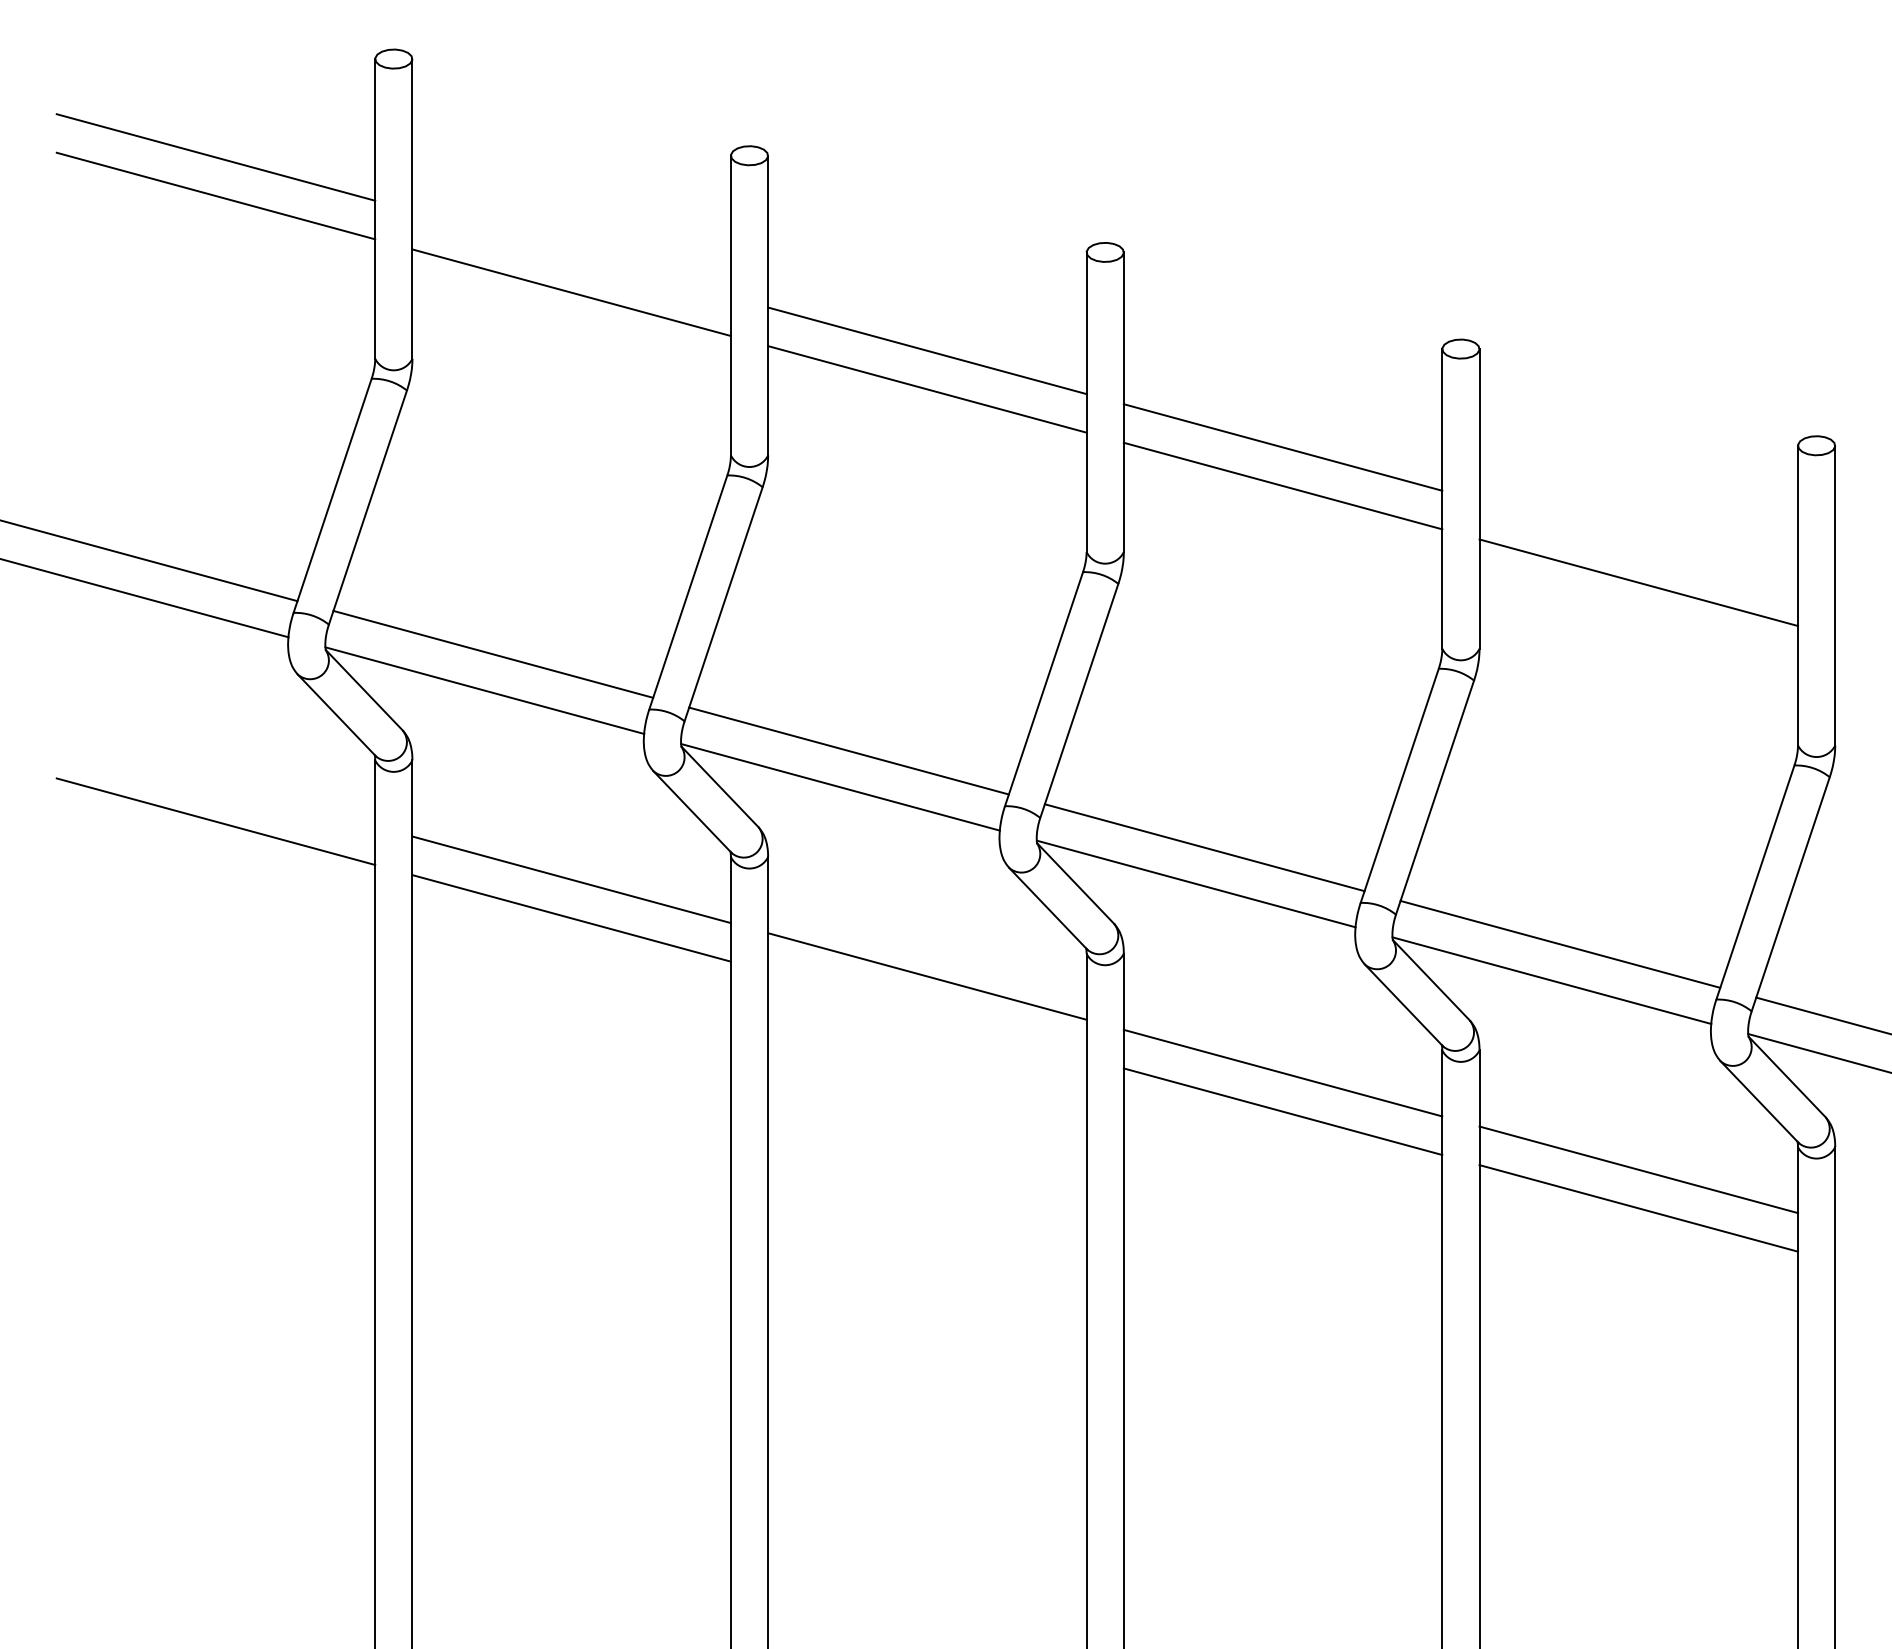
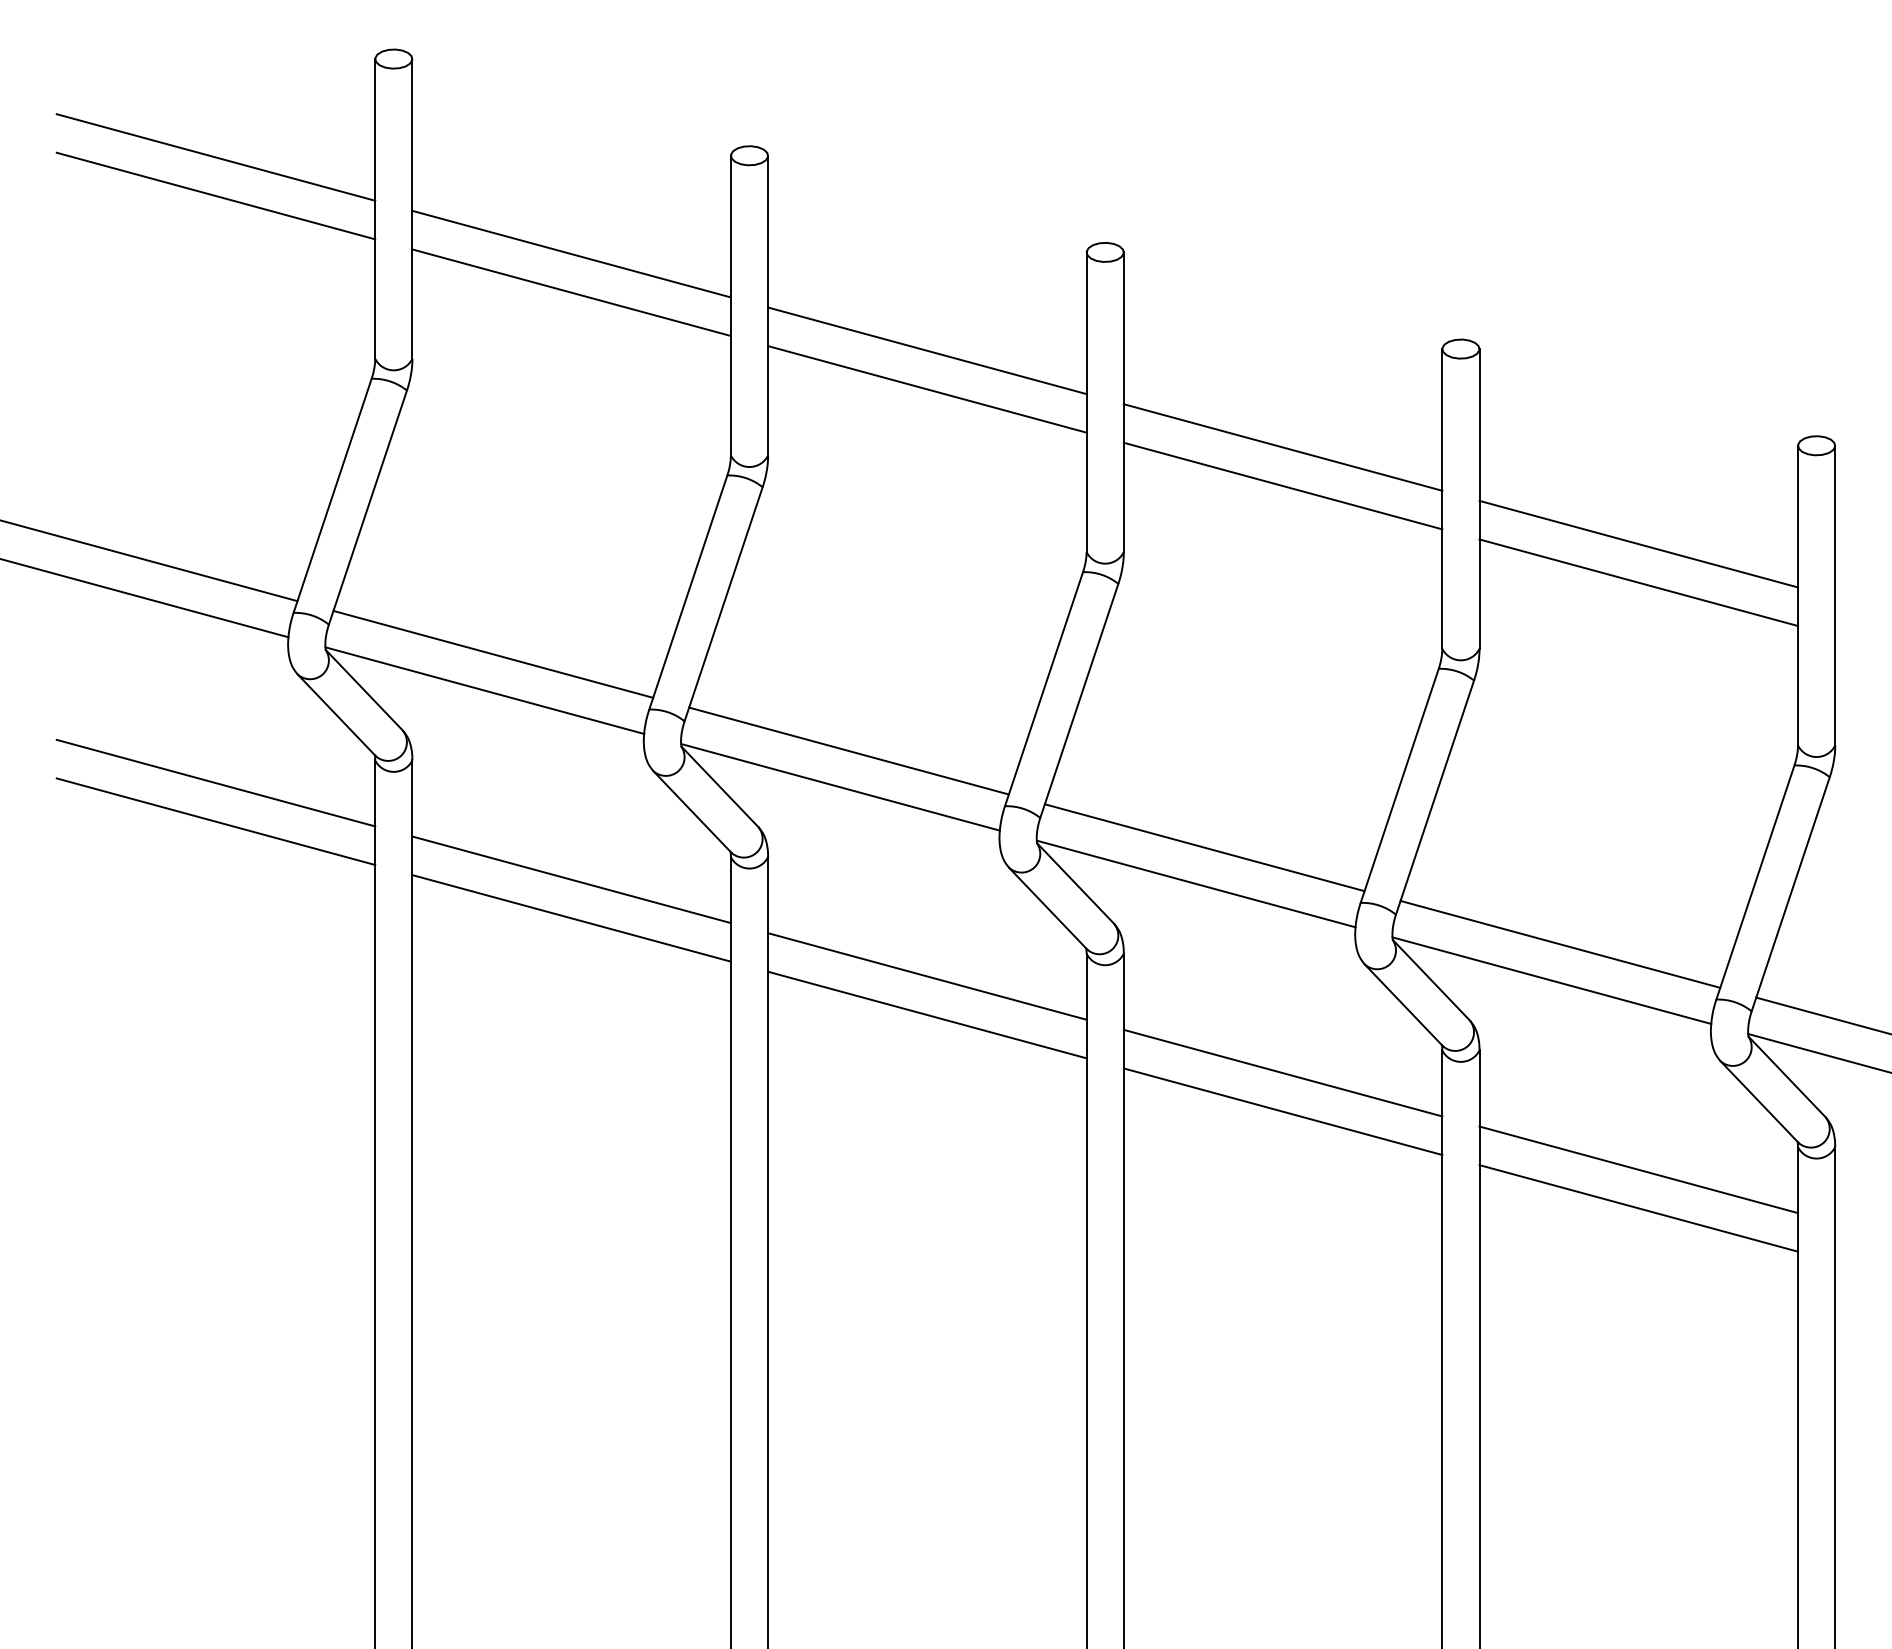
line: none -> present (571, 253)
line: none -> present (1638, 543)
line: none -> present (215, 782)
line: none -> present (927, 1014)
